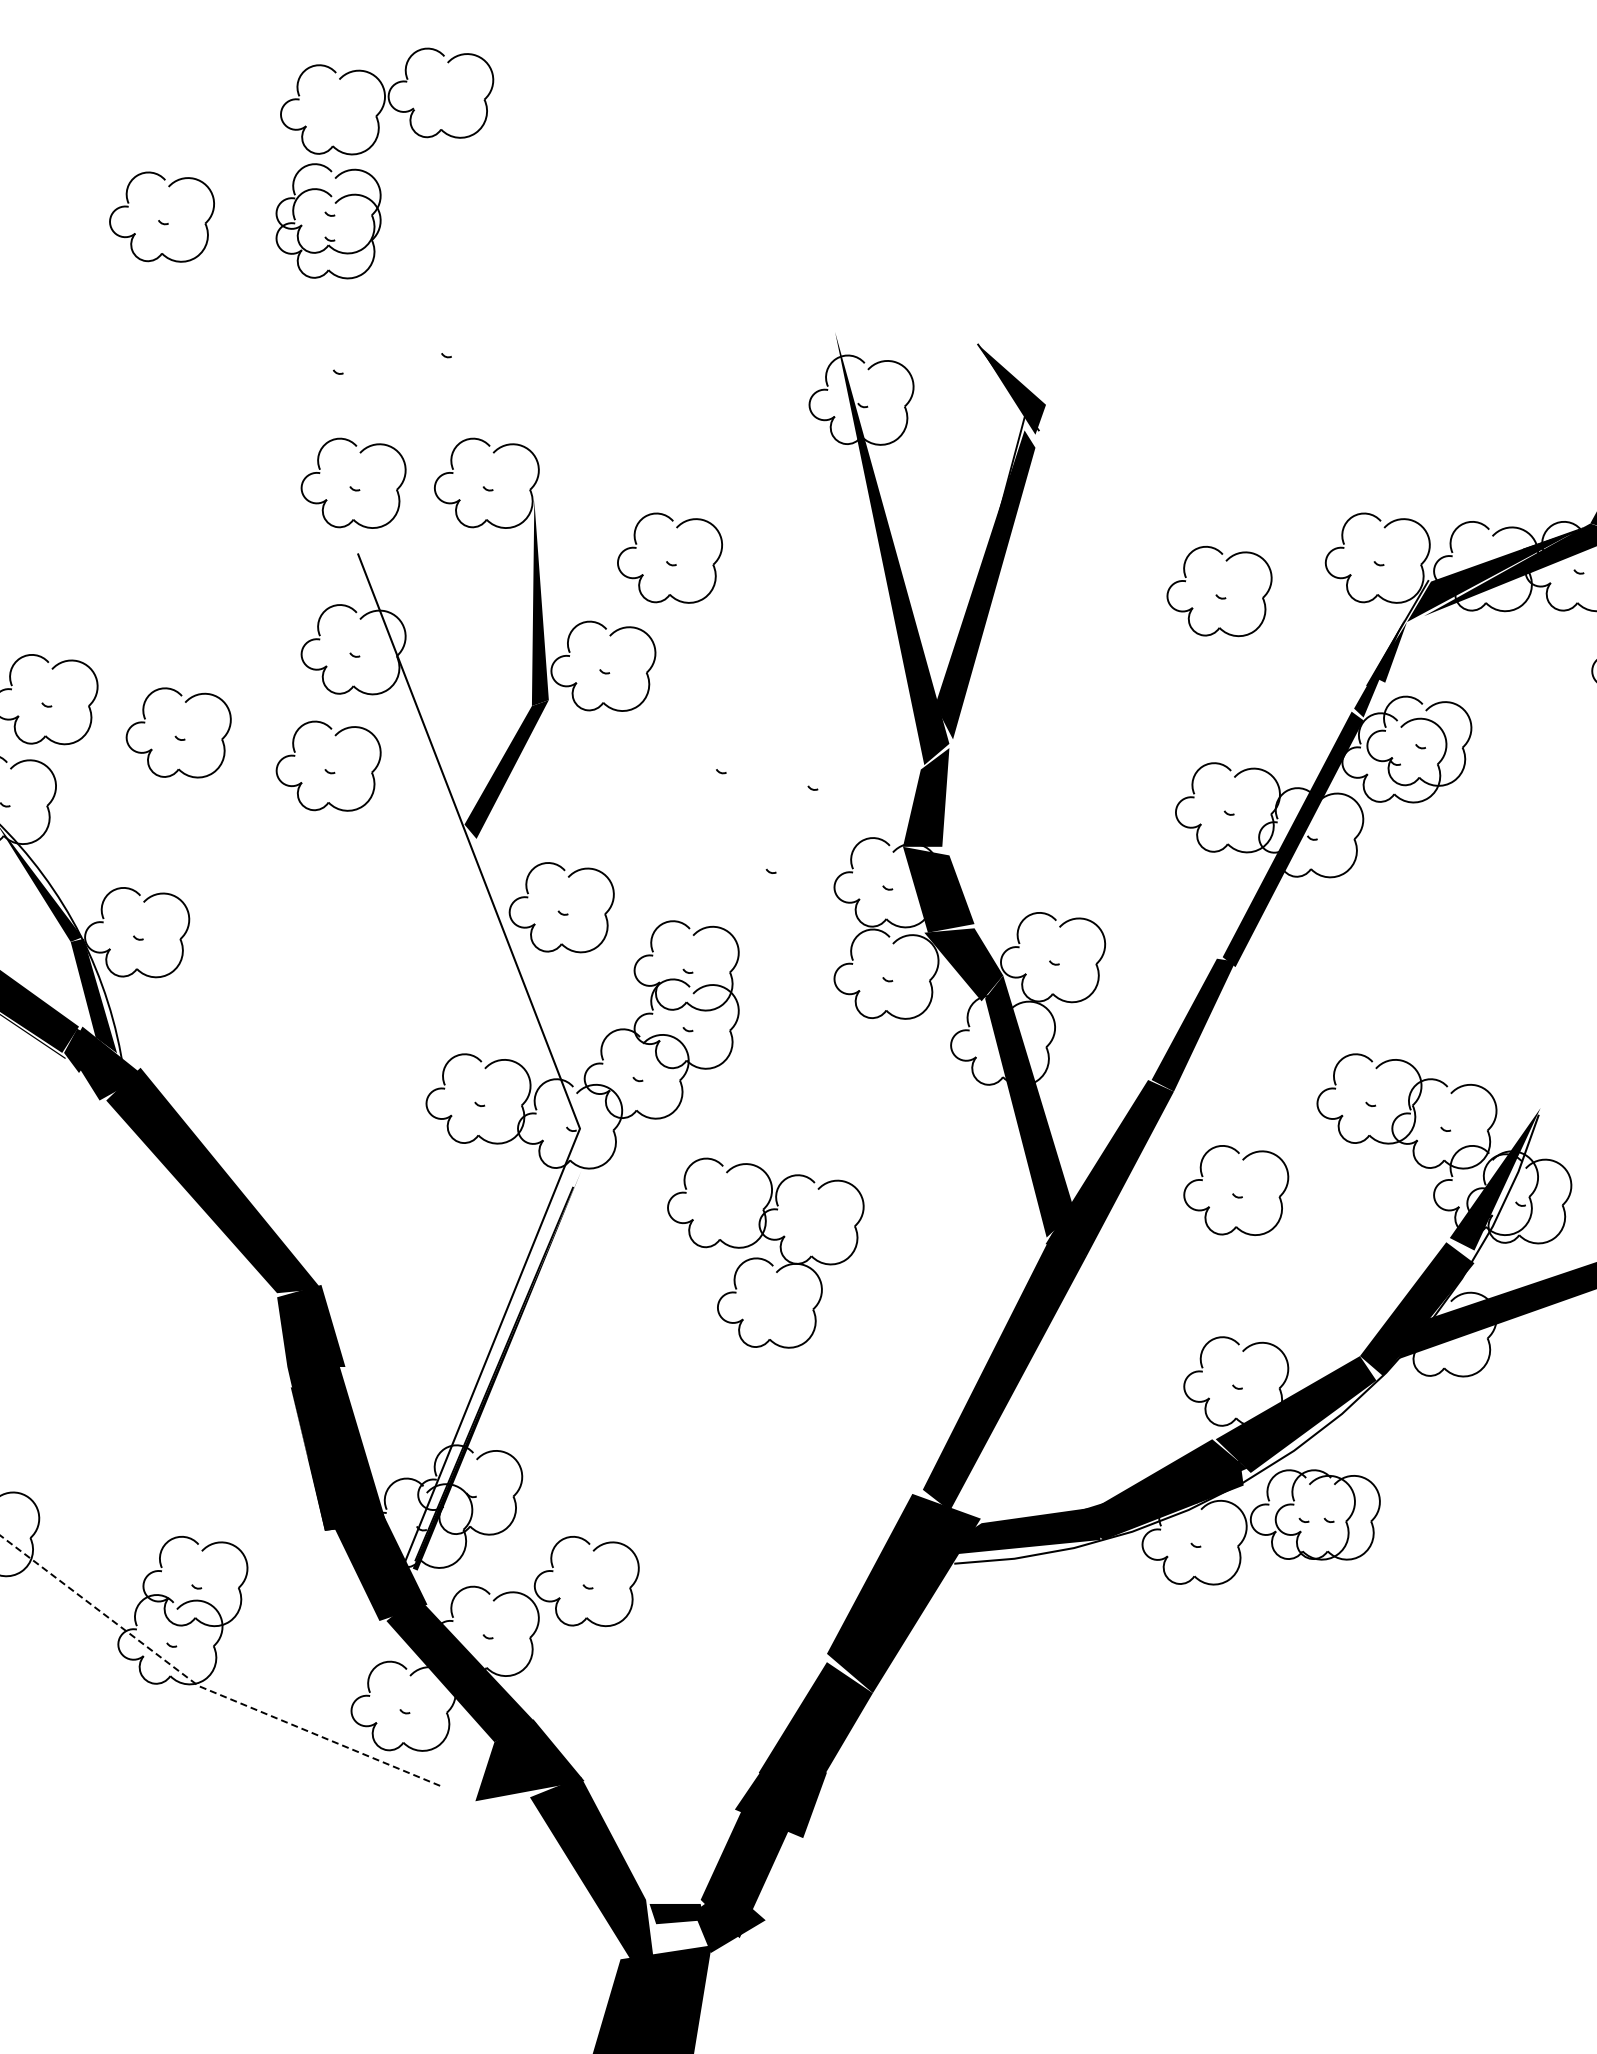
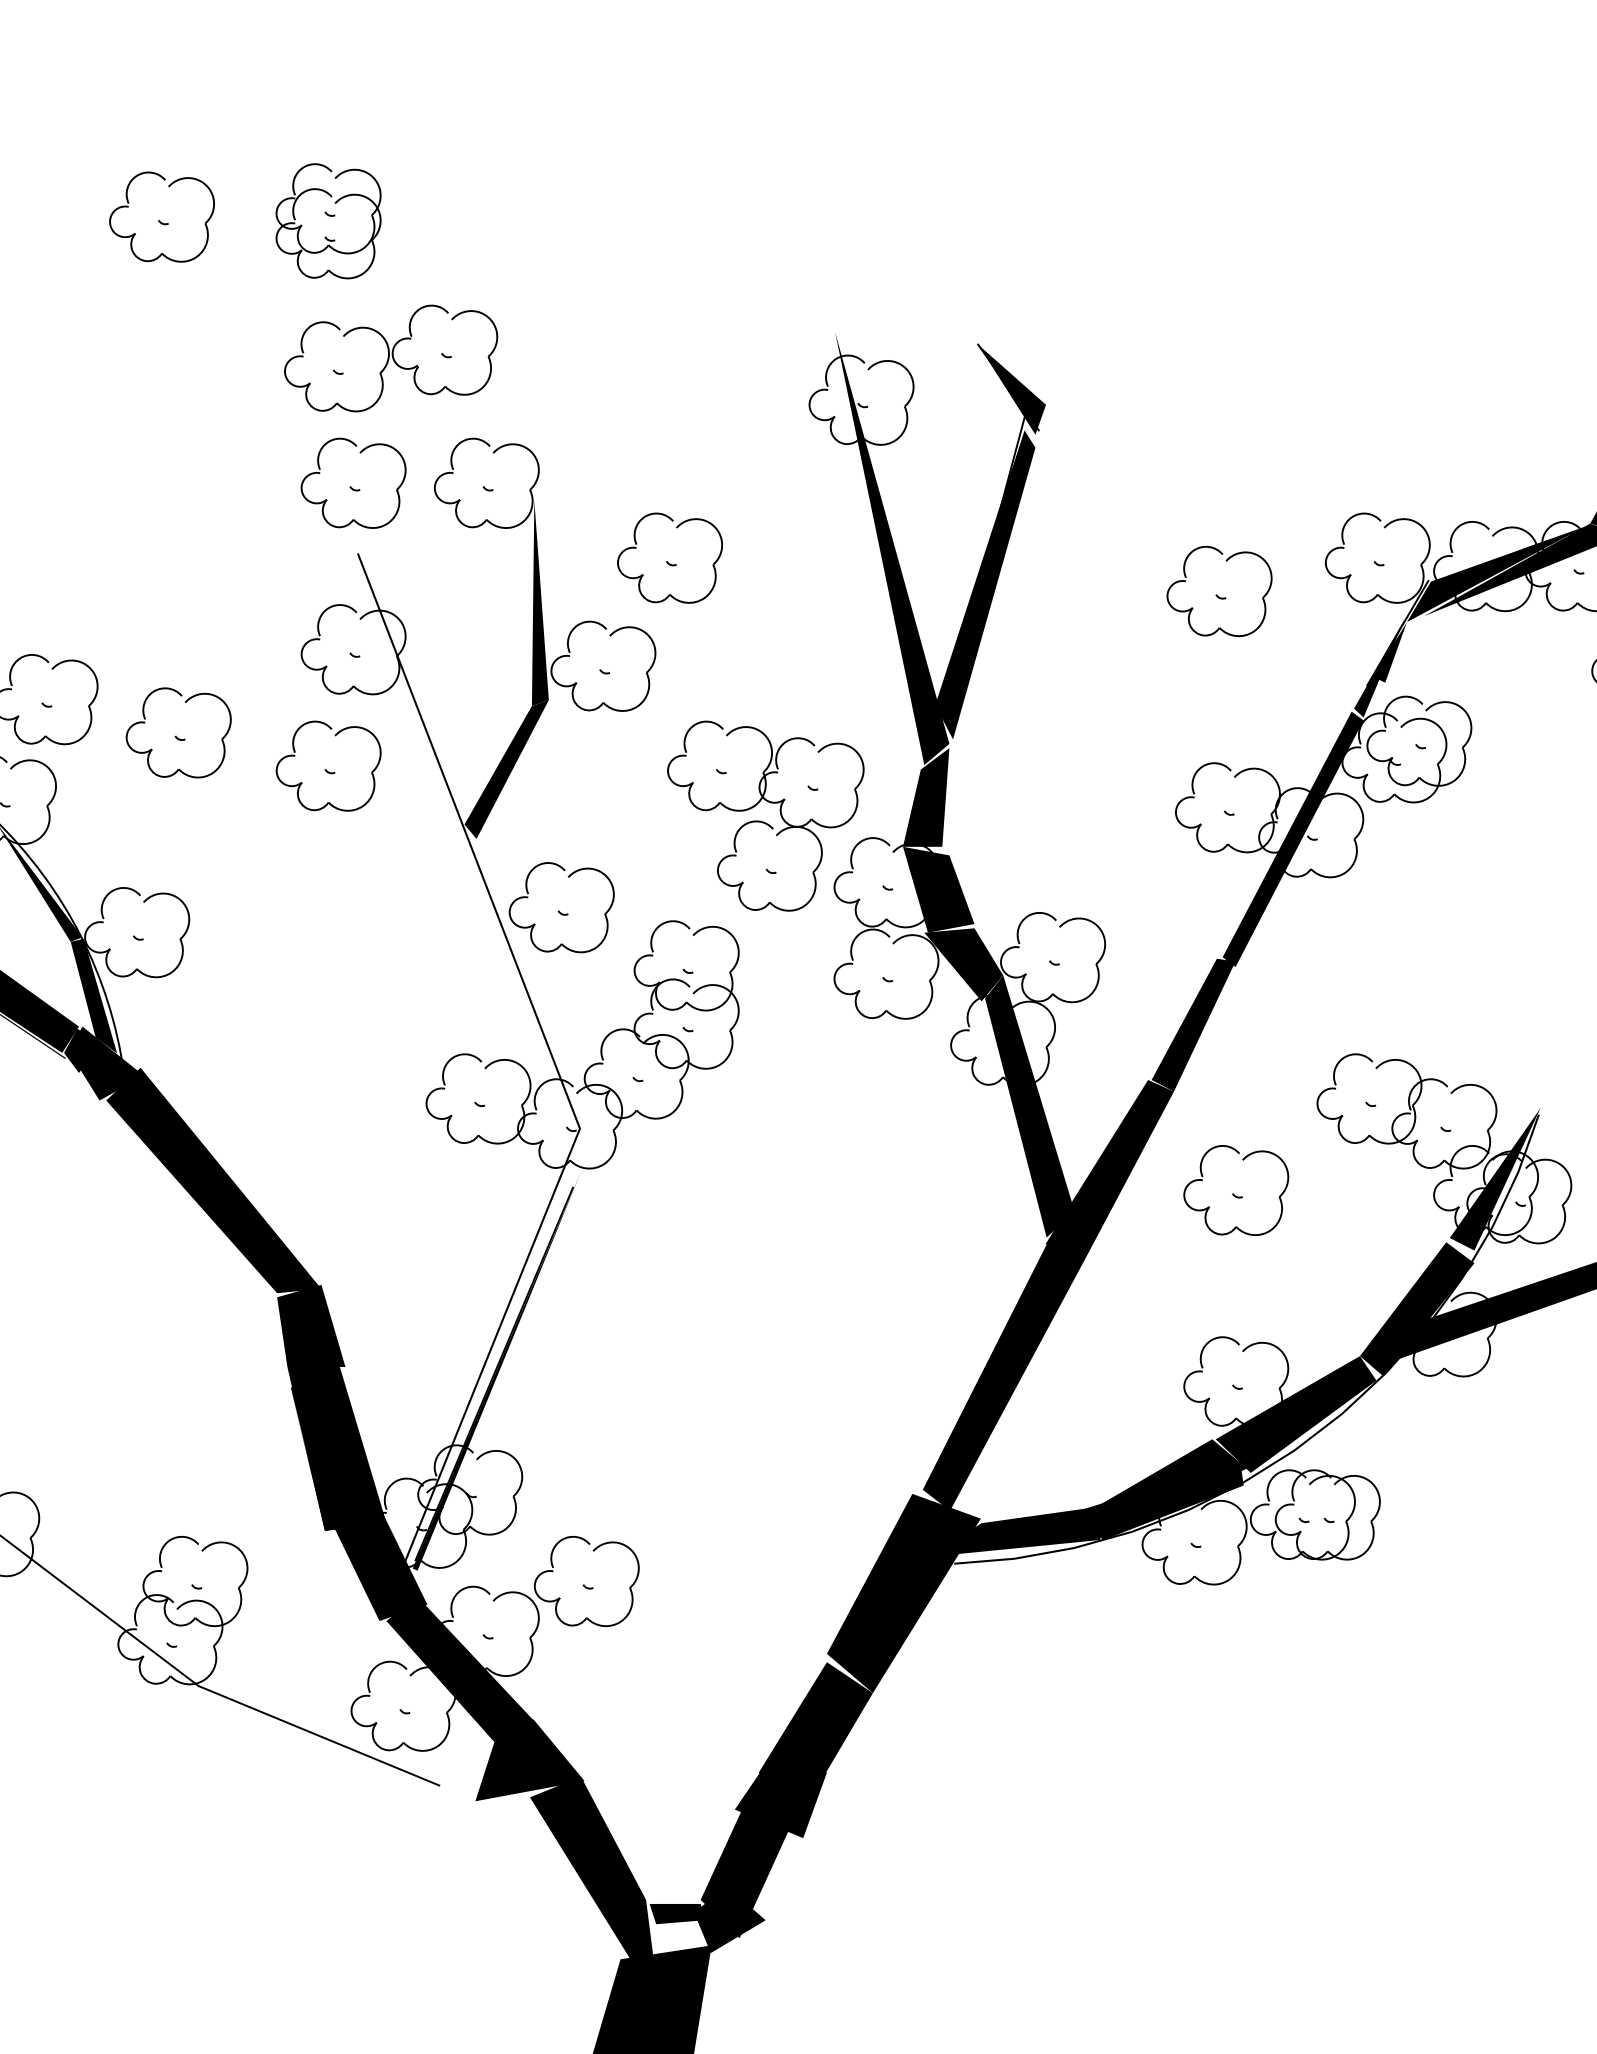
part position: (387, 101) -> (391, 358) (391, 358)
part position: (763, 1258) -> (763, 821) (763, 821)
line: dashed -> solid (204, 1688)
